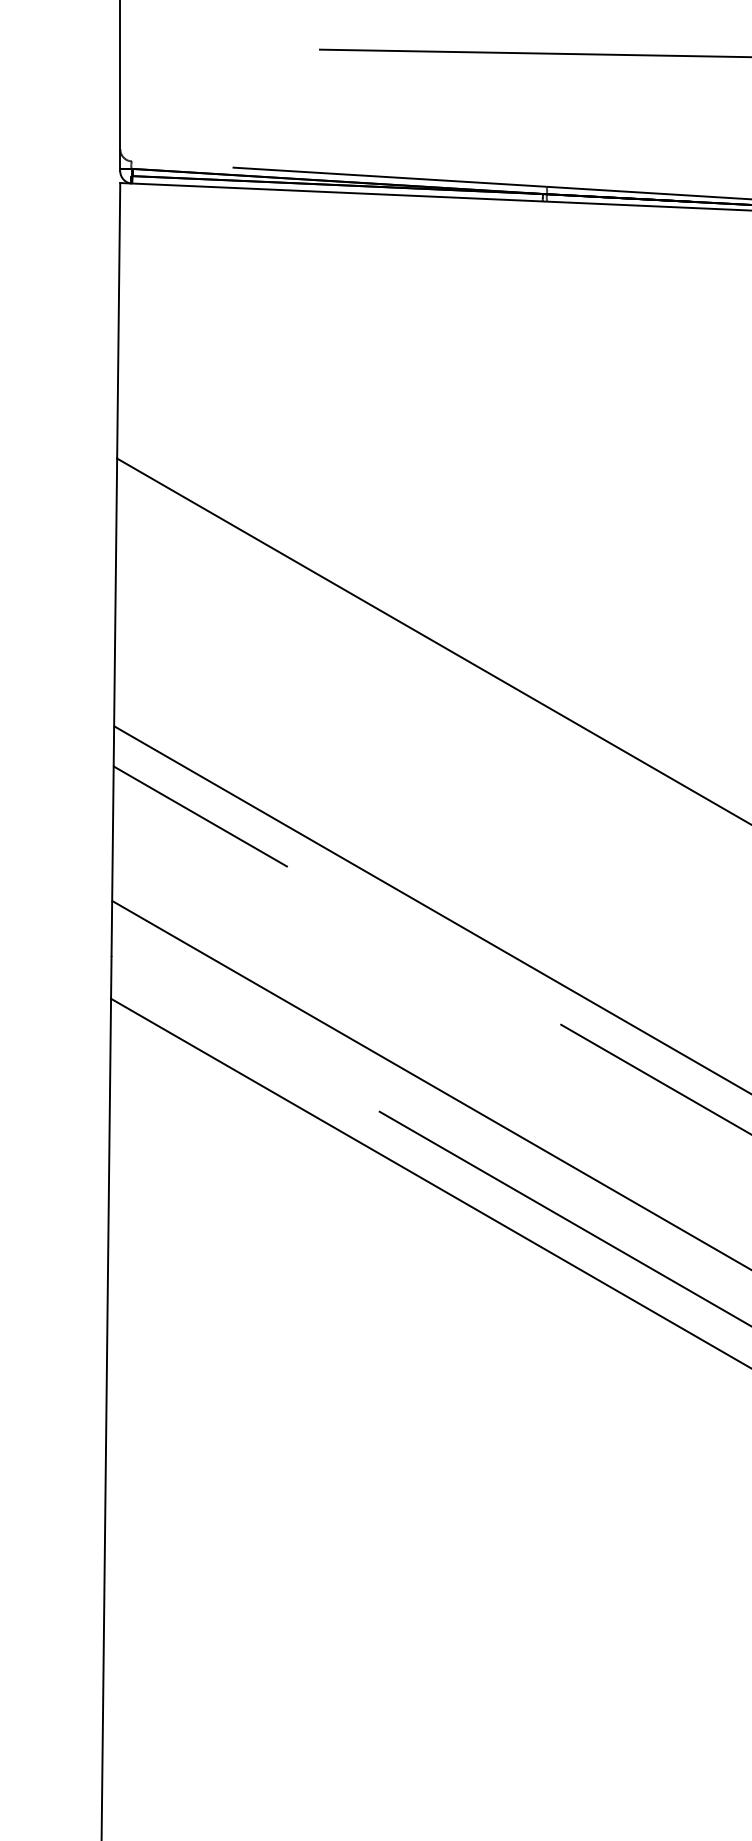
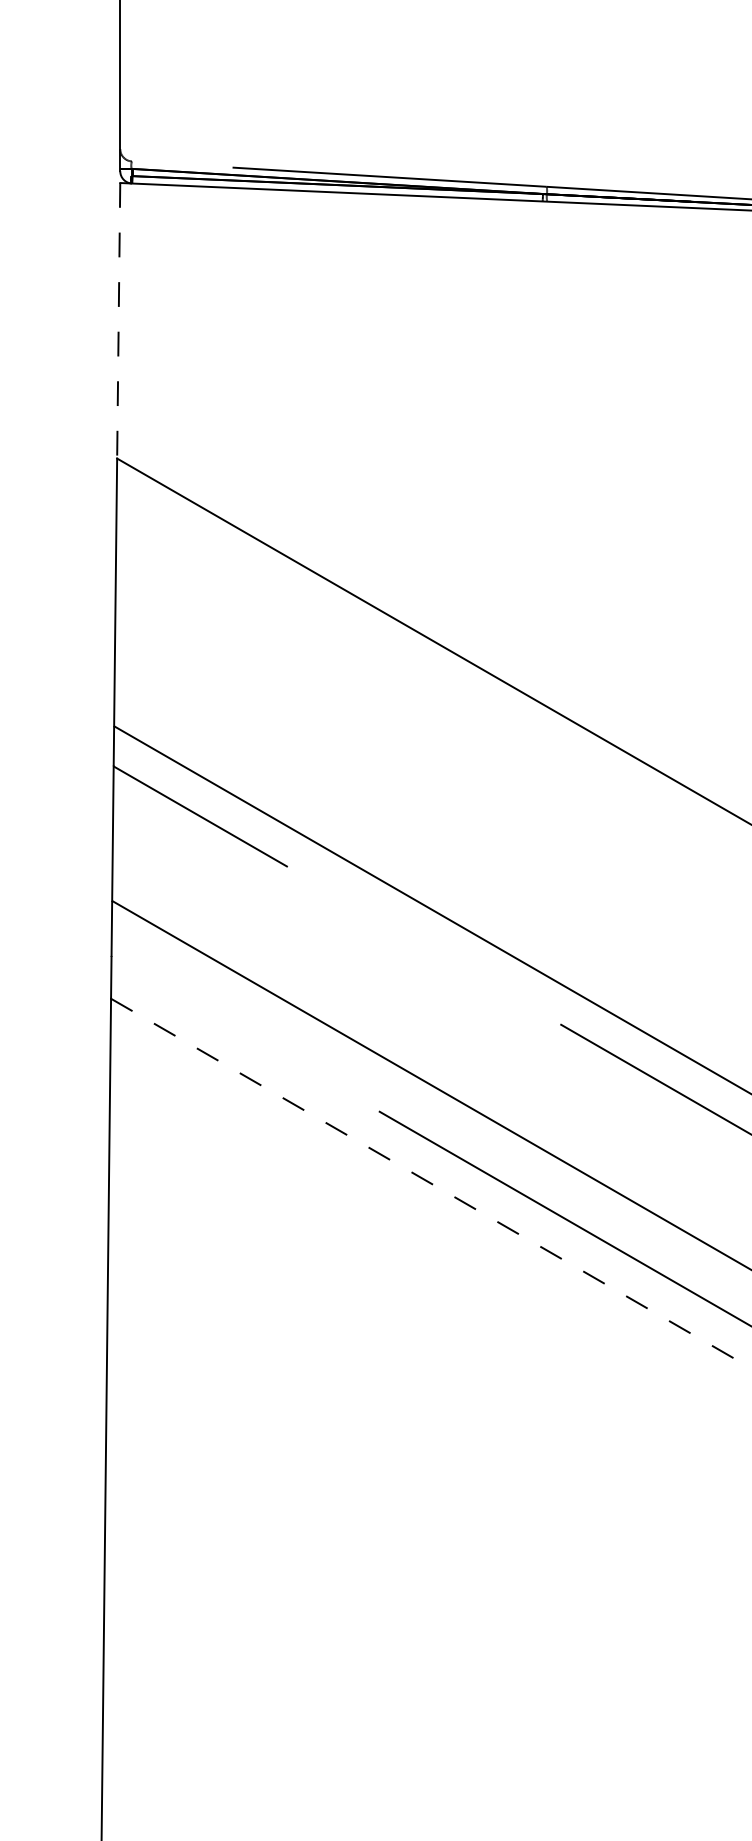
line: present -> none (533, 53)
line: solid -> dashed (118, 320)
line: solid -> dashed (431, 1183)
